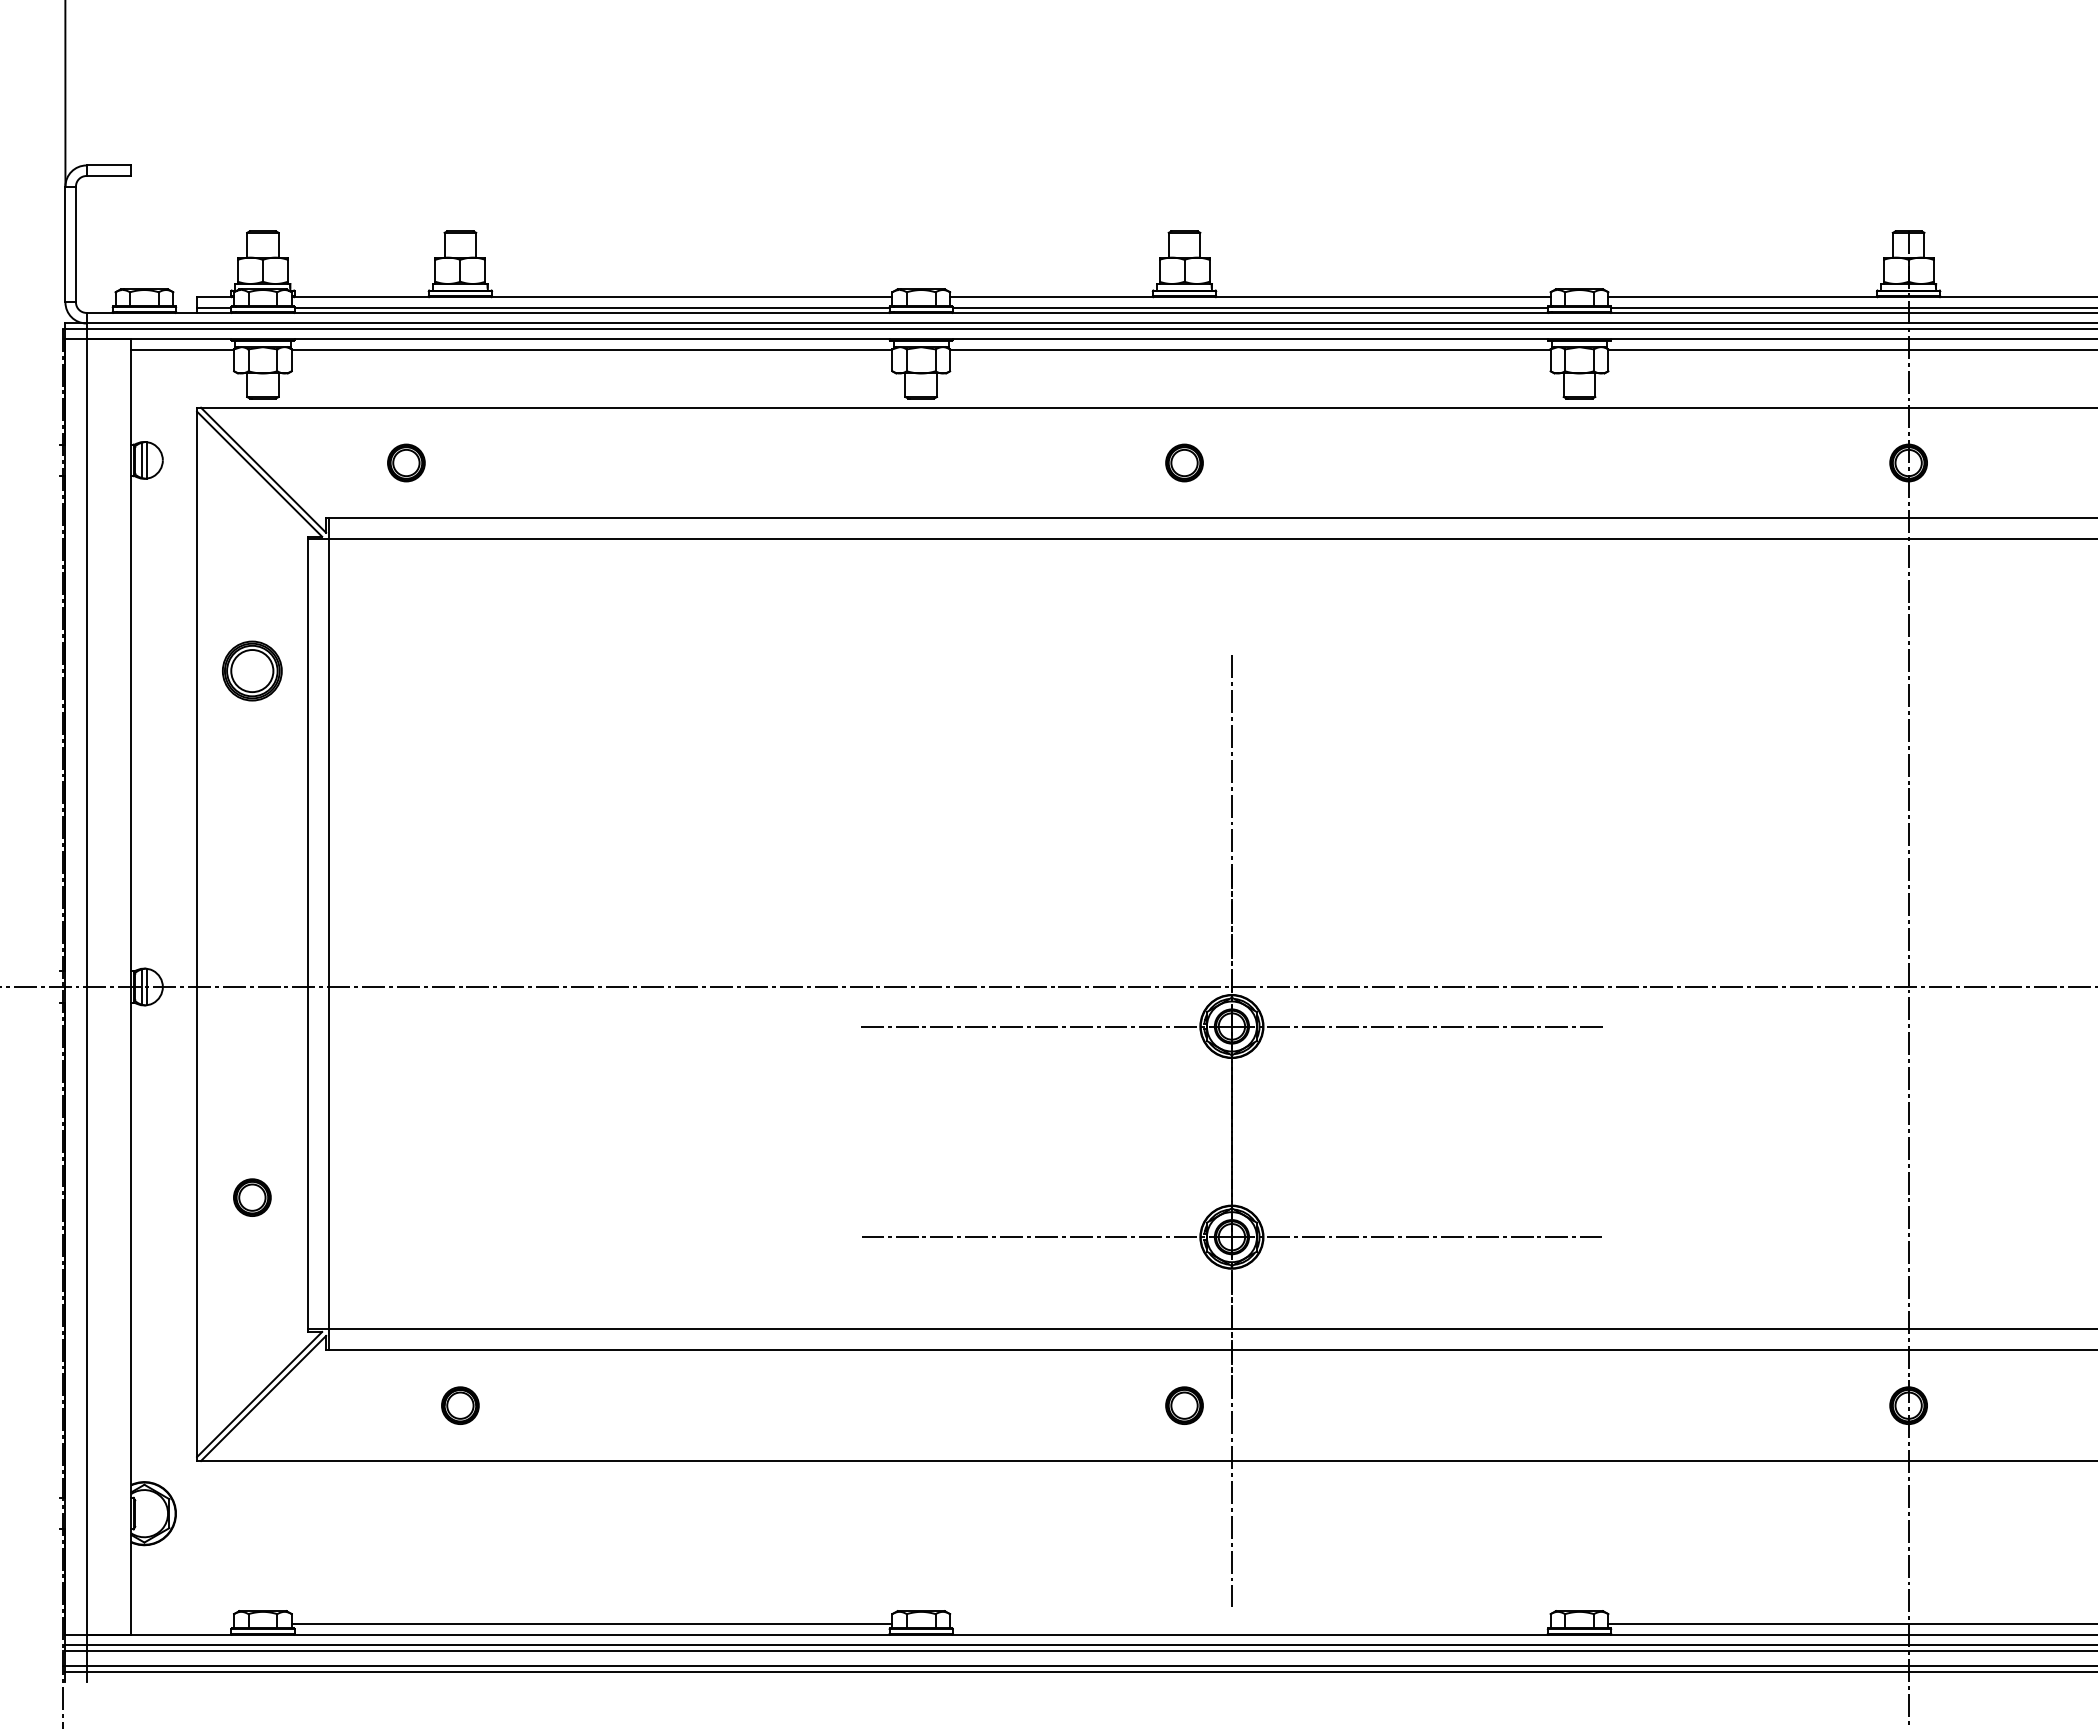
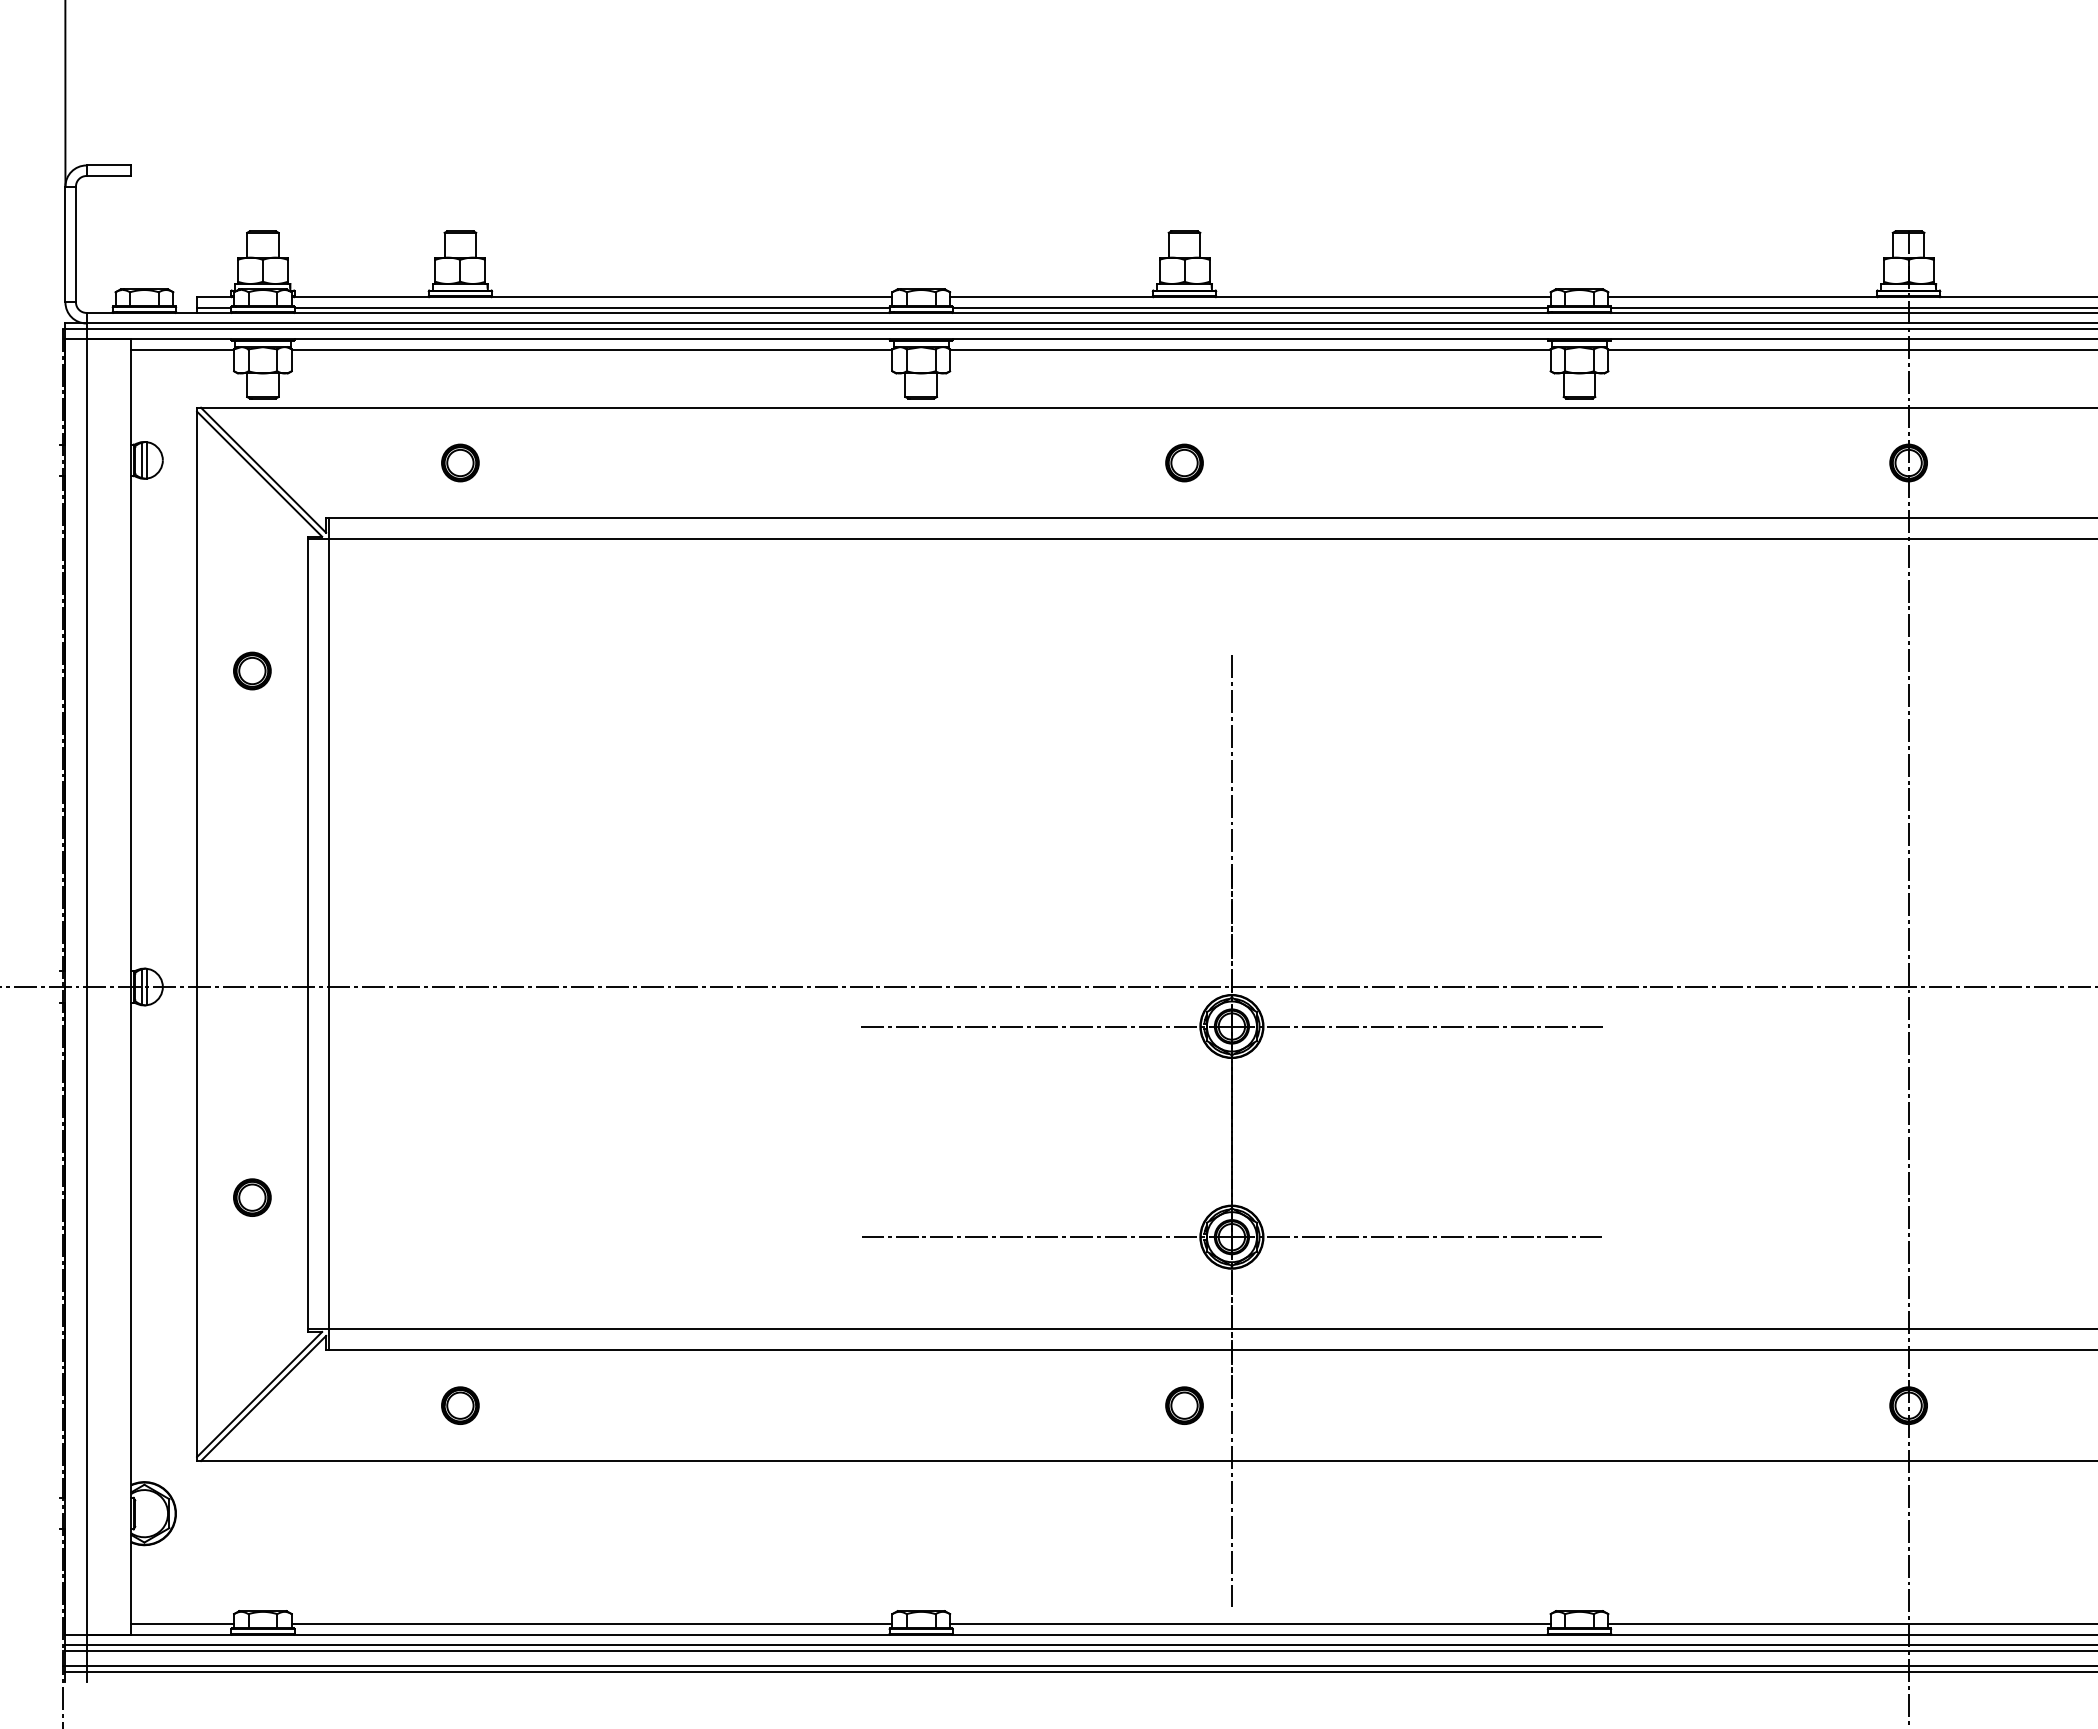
part position: (406, 462) -> (460, 462) (460, 462)
part size: 61x62 px -> 39x40 px (252, 670)
line: none -> present (182, 1624)
line: none -> present (1250, 1624)
